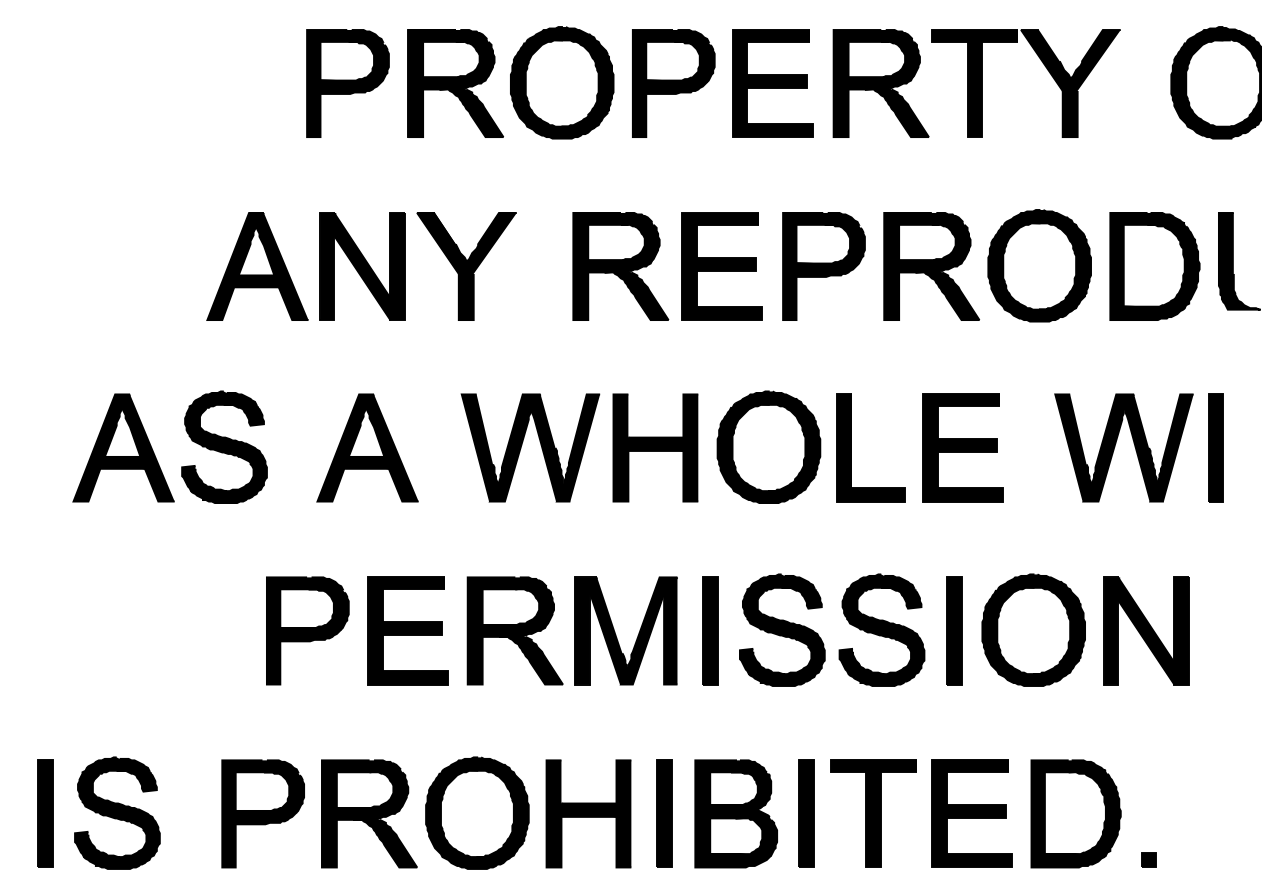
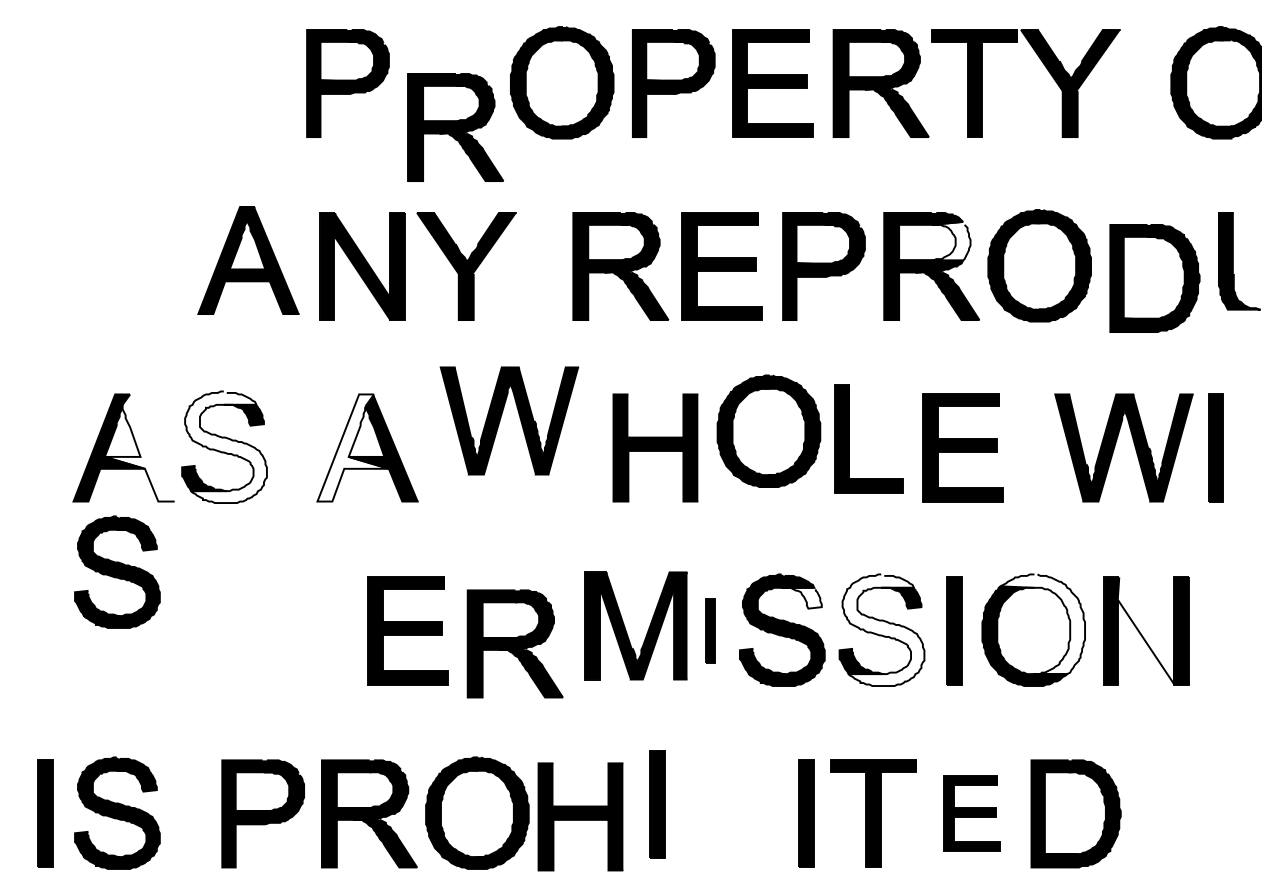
part position: (455, 83) -> (455, 127) (455, 127)
fill: present -> none (934, 240)
part position: (257, 266) -> (248, 260) (248, 260)
part position: (1154, 266) -> (1154, 278) (1154, 278)
part position: (522, 445) -> (501, 418) (501, 418)
part position: (768, 446) -> (768, 430) (768, 430)
fill: present -> none (139, 447)
fill: present -> none (225, 447)
fill: present -> none (352, 447)
part position: (851, 447) -> (849, 438) (849, 438)
part: none -> present (117, 571)
fill: present -> none (801, 597)
fill: present -> none (1042, 624)
fill: present -> none (883, 629)
part: present -> none (307, 630)
part position: (514, 630) -> (514, 643) (514, 643)
part size: 17x110 px -> 11x66 px (710, 630)
fill: present -> none (1145, 630)
part position: (616, 634) -> (626, 629) (626, 629)
part position: (588, 813) -> (580, 816) (580, 816)
part position: (664, 813) -> (657, 804) (657, 804)
part: present -> none (735, 813)
part size: 82x109 px -> 58x77 px (971, 813)
part: present -> none (1148, 859)
